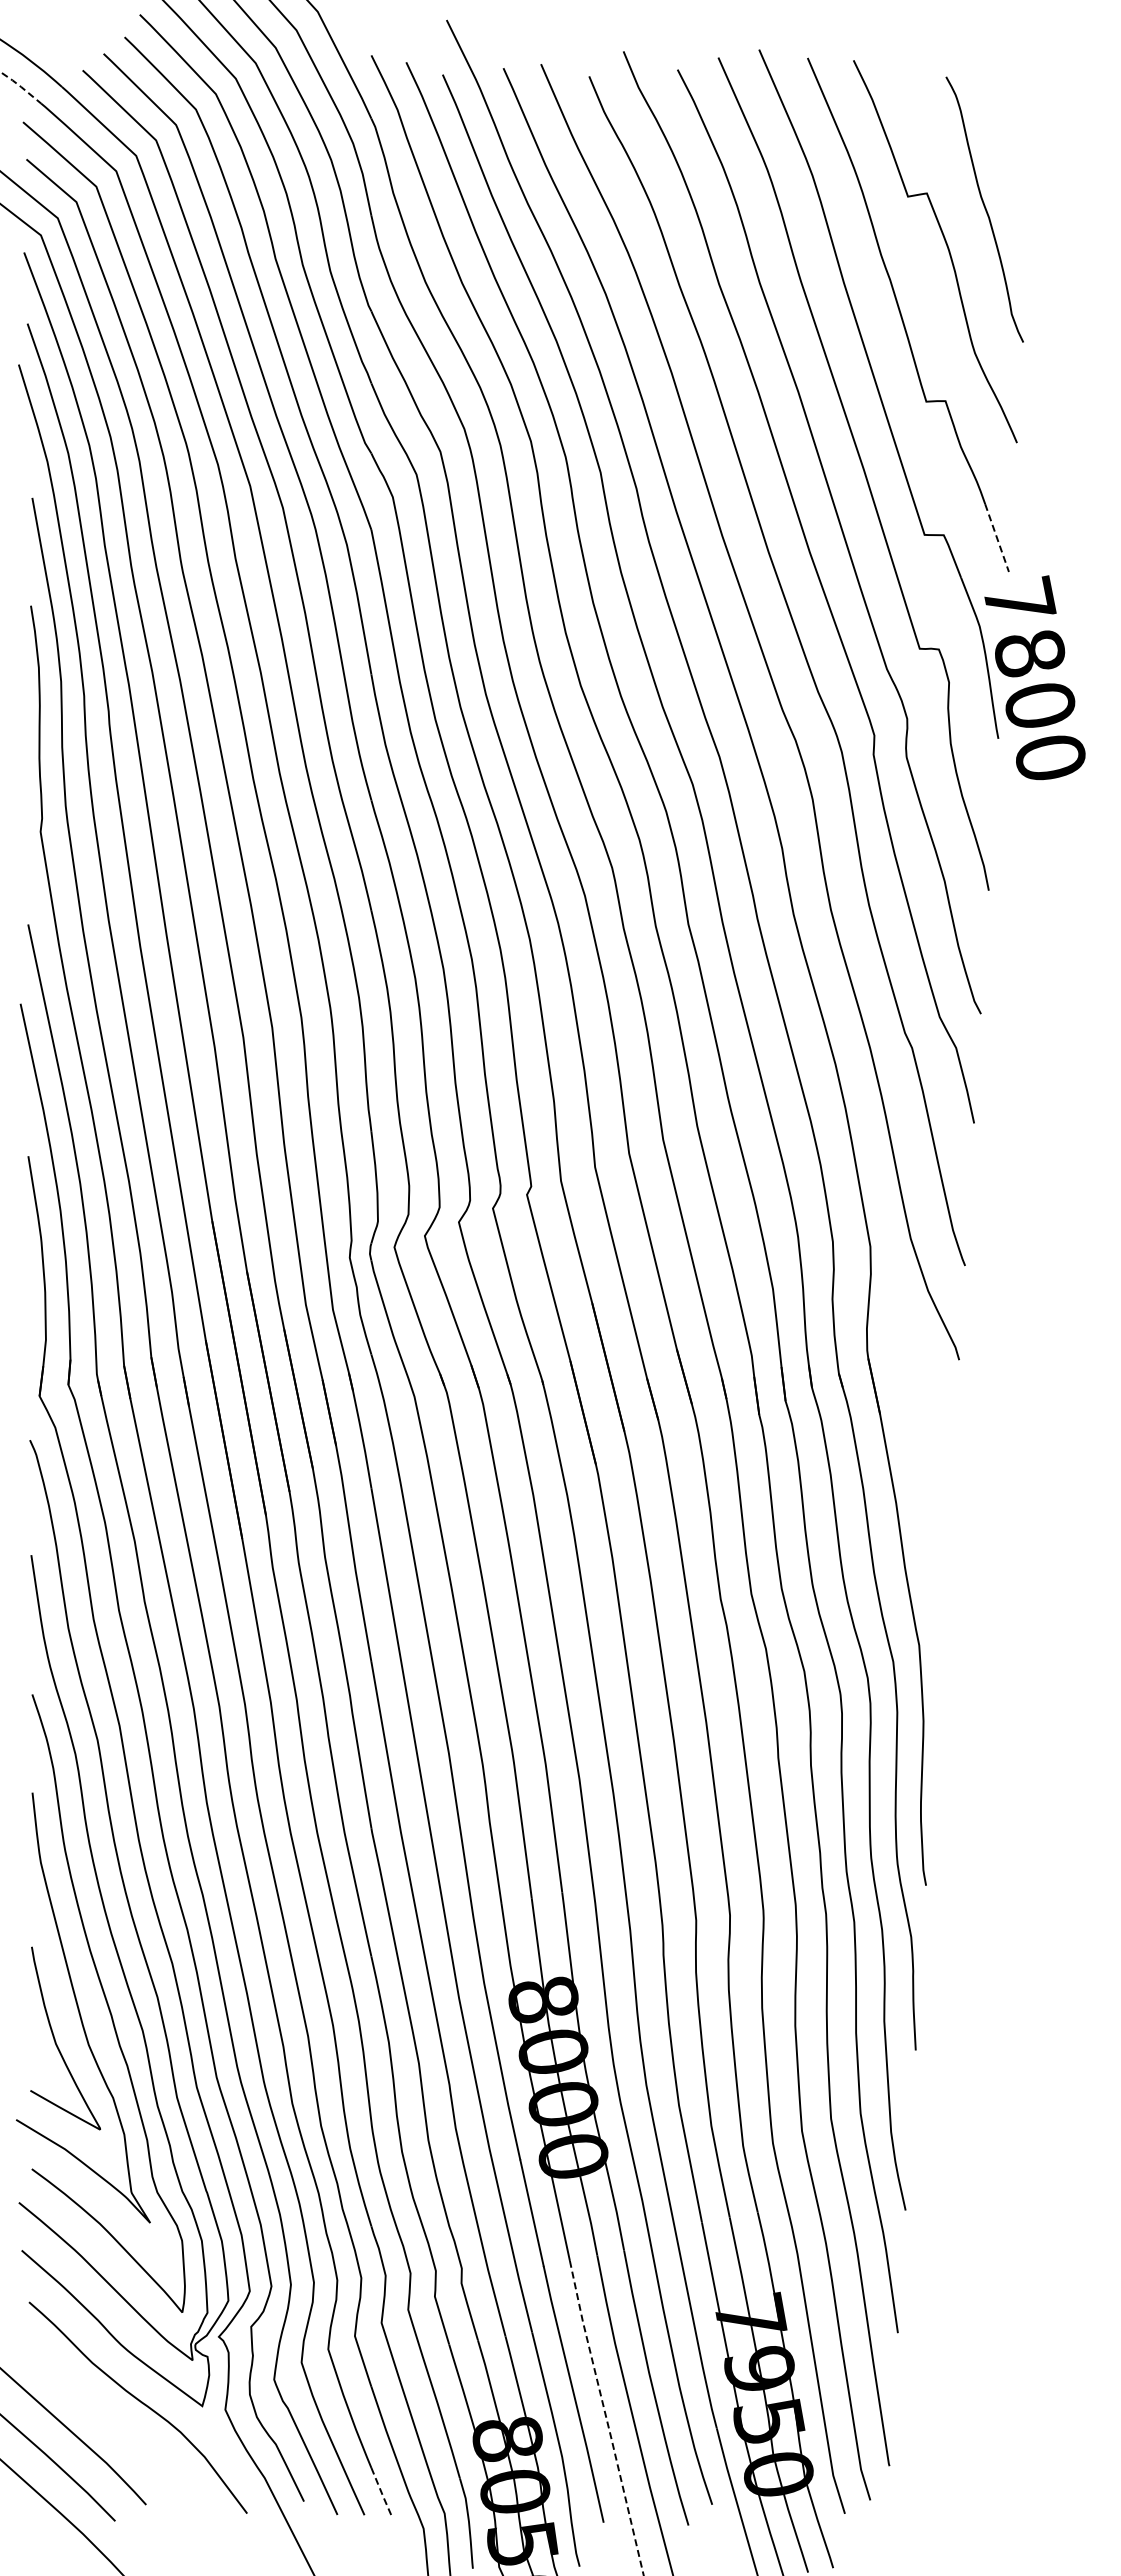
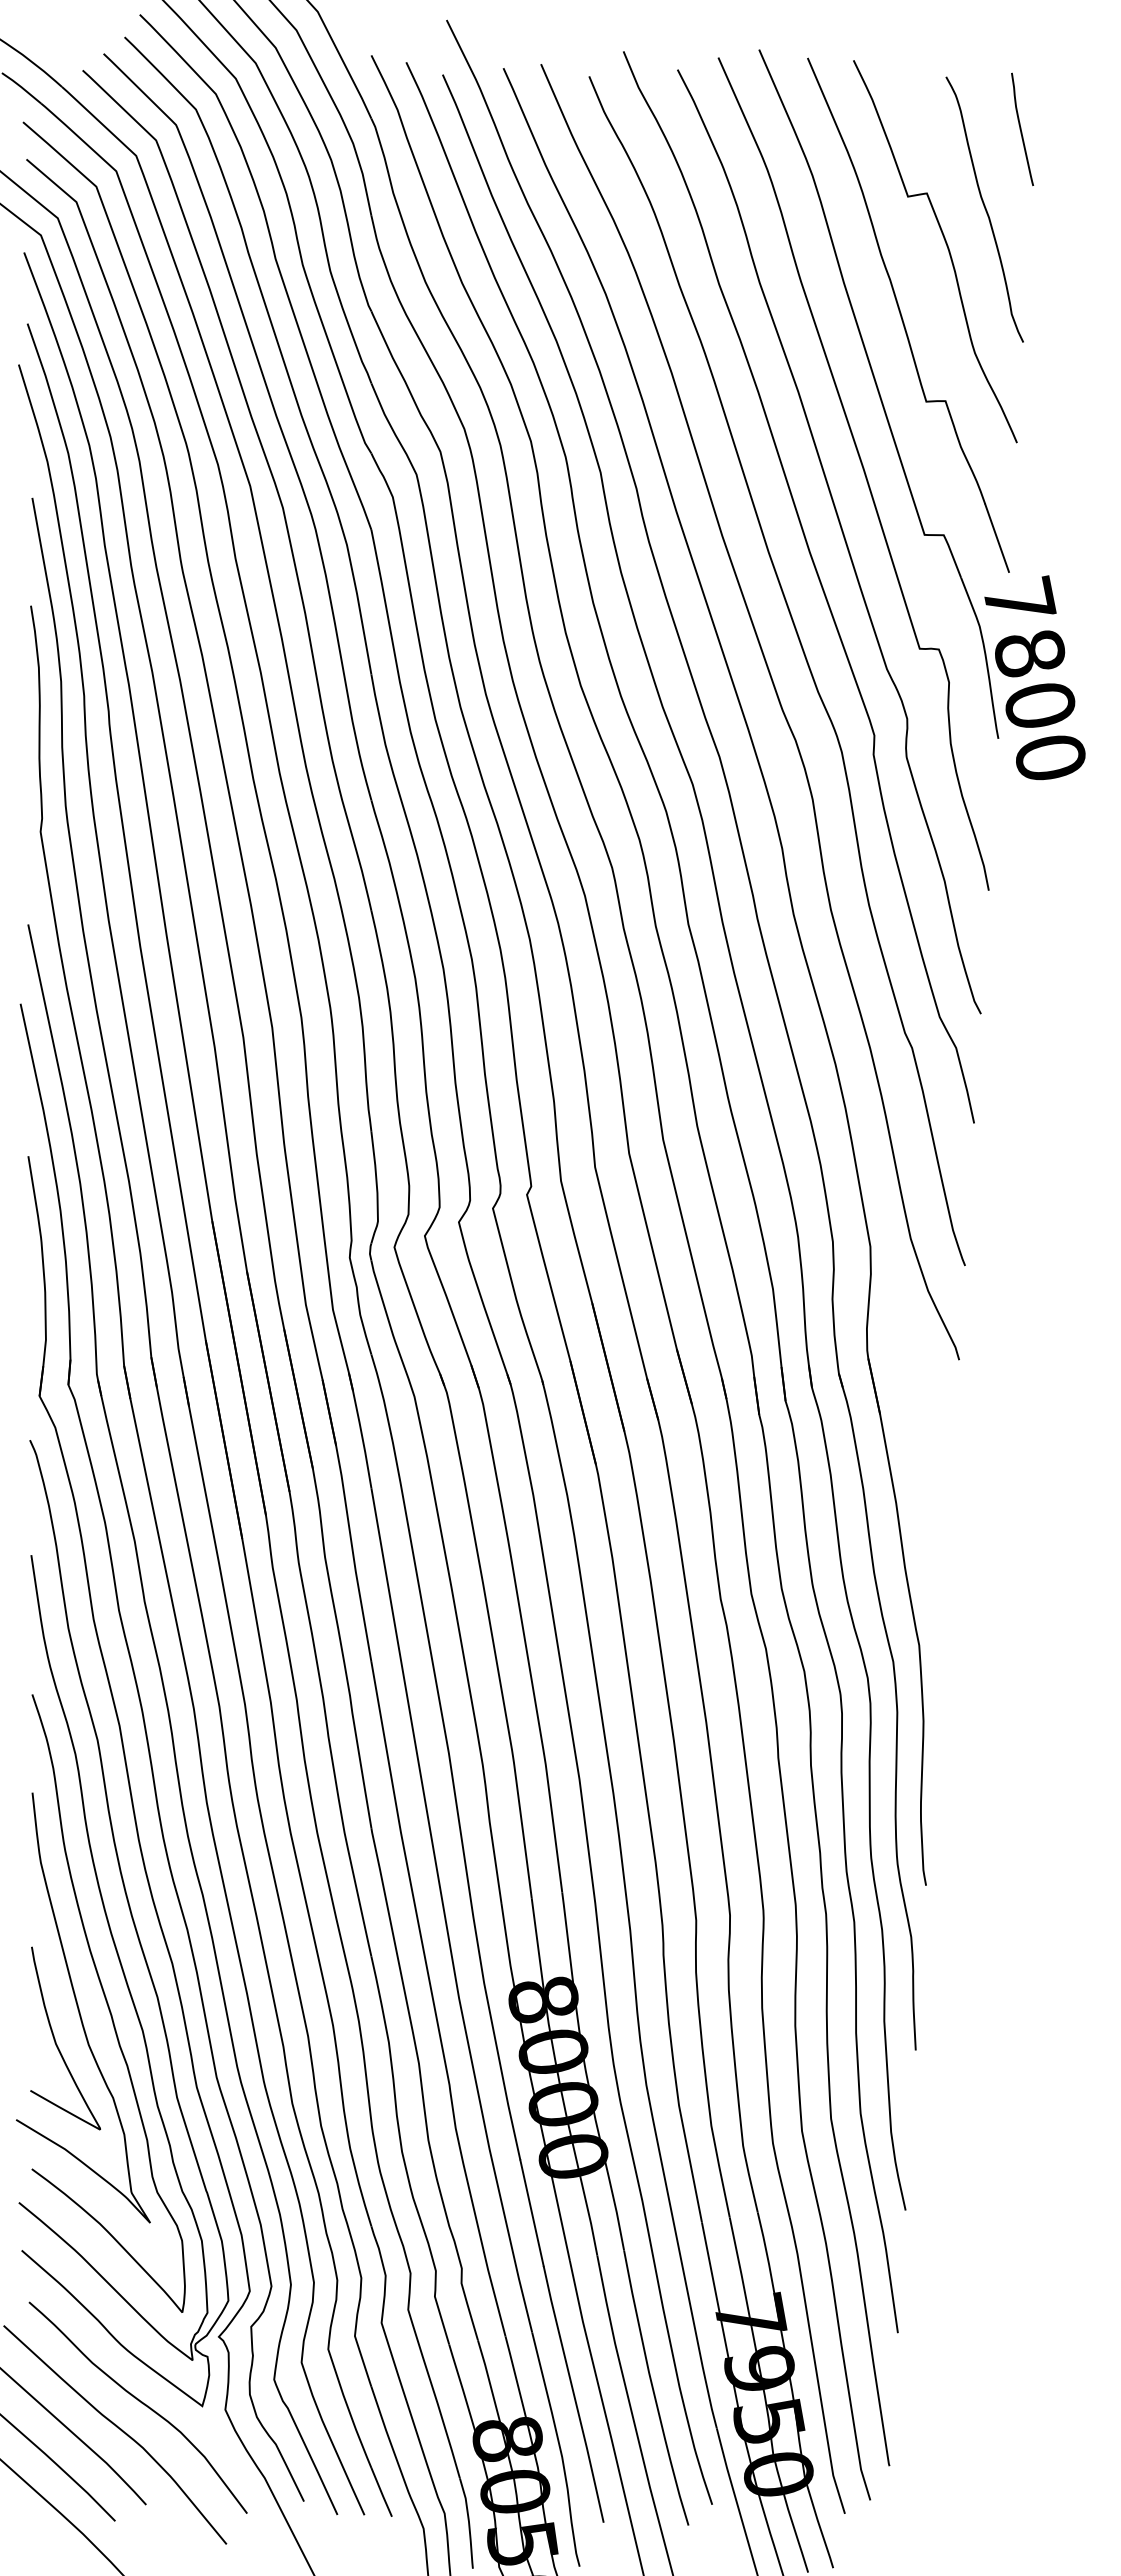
line: dashed -> solid (21, 87)
curve: none -> present (1021, 128)
line: dashed -> solid (997, 538)
line: dashed -> solid (606, 2418)
curve: none -> present (117, 2428)
line: dashed -> solid (381, 2493)
